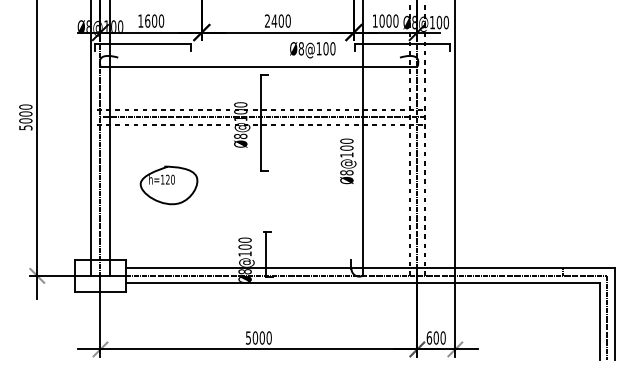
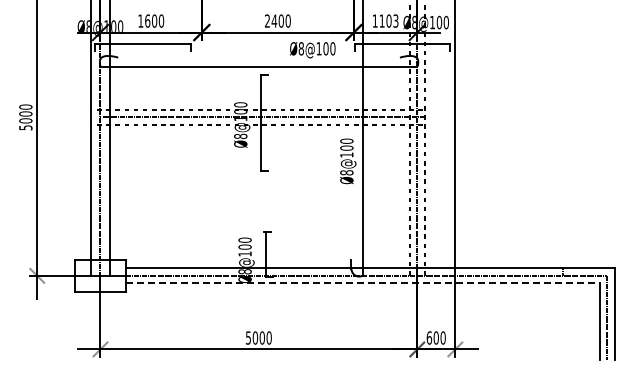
text: 1000 -> 1103 (388, 20)
part: present -> none (168, 185)
line: solid -> dashed (362, 283)
